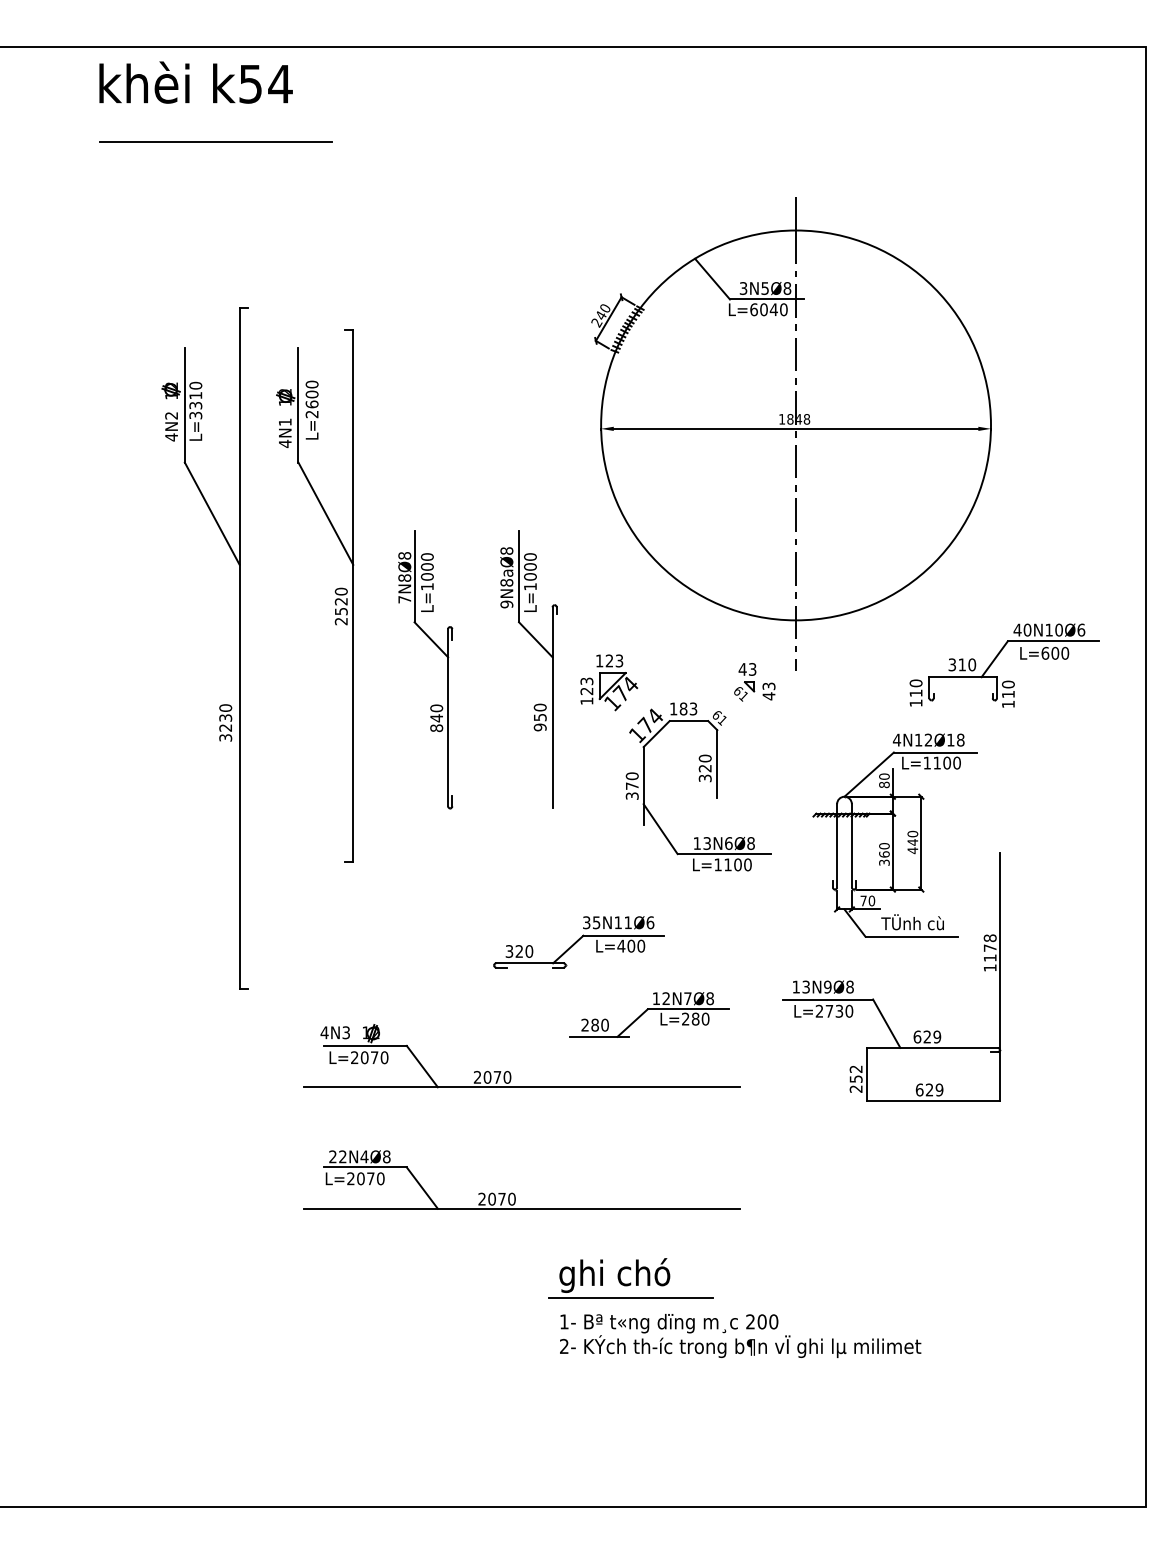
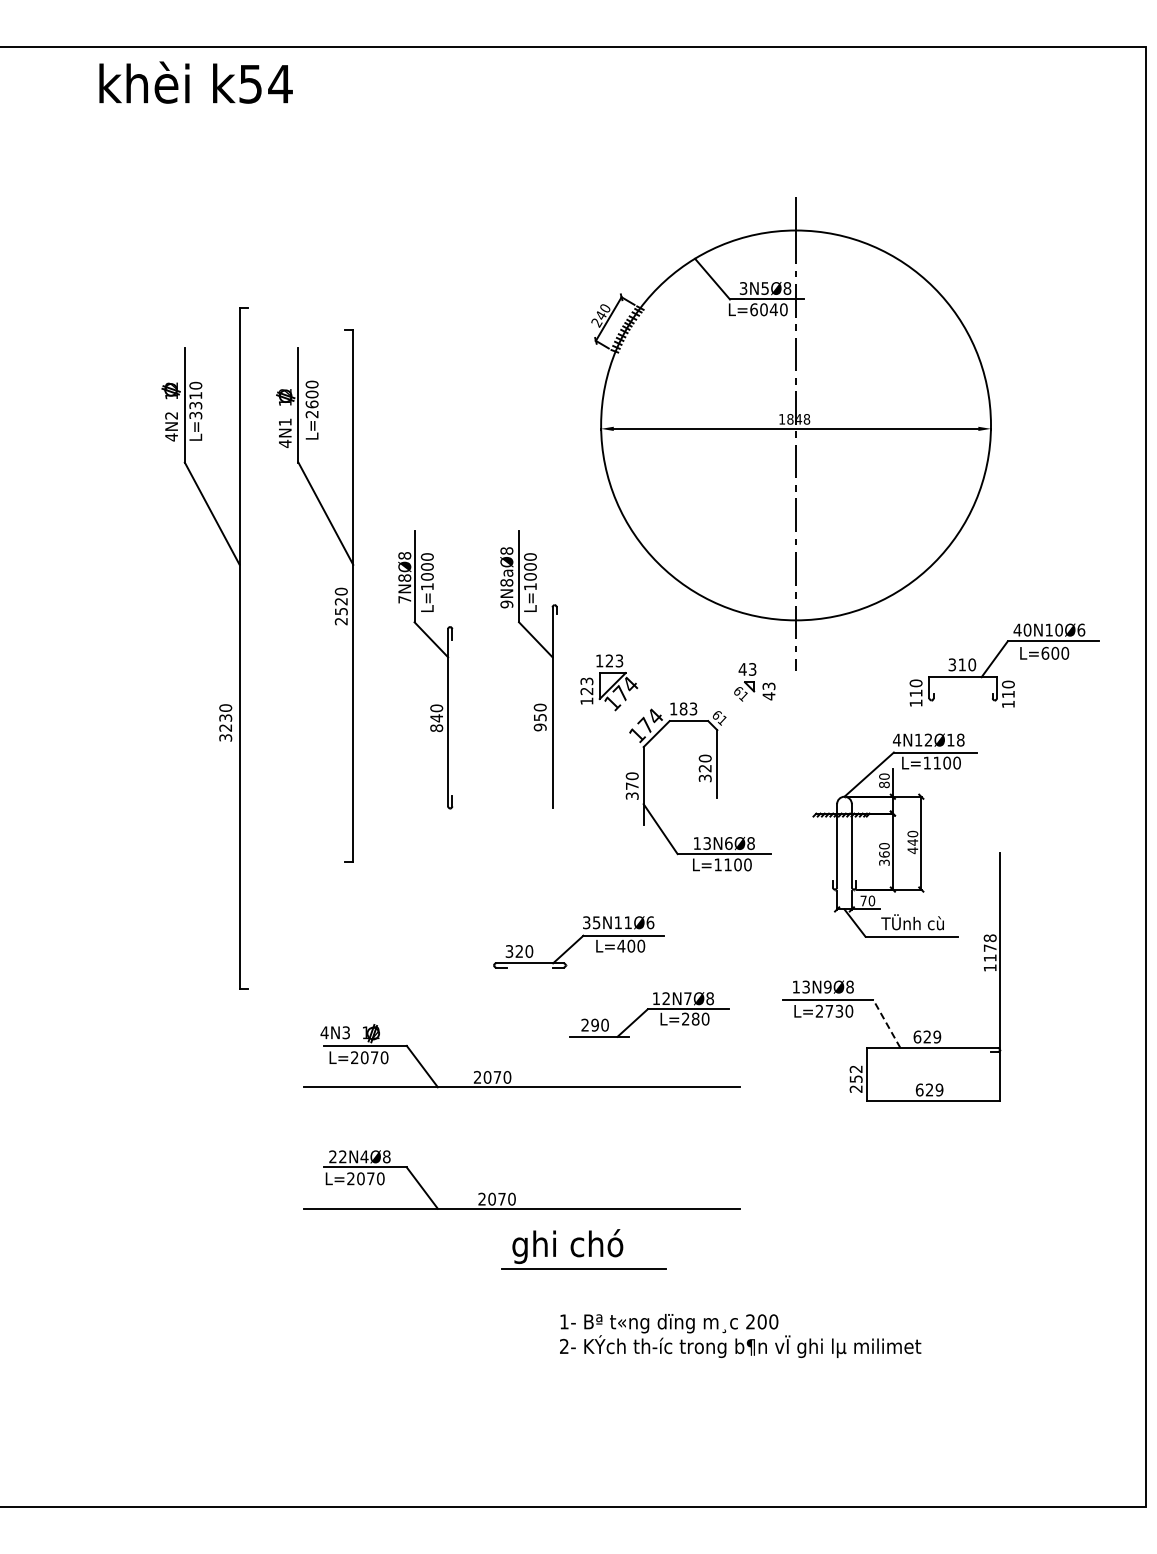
line: present -> none (216, 141)
line: solid -> dashed (886, 1023)
text: 280 -> 290 (594, 1025)
part position: (630, 1278) -> (583, 1249) (583, 1249)
